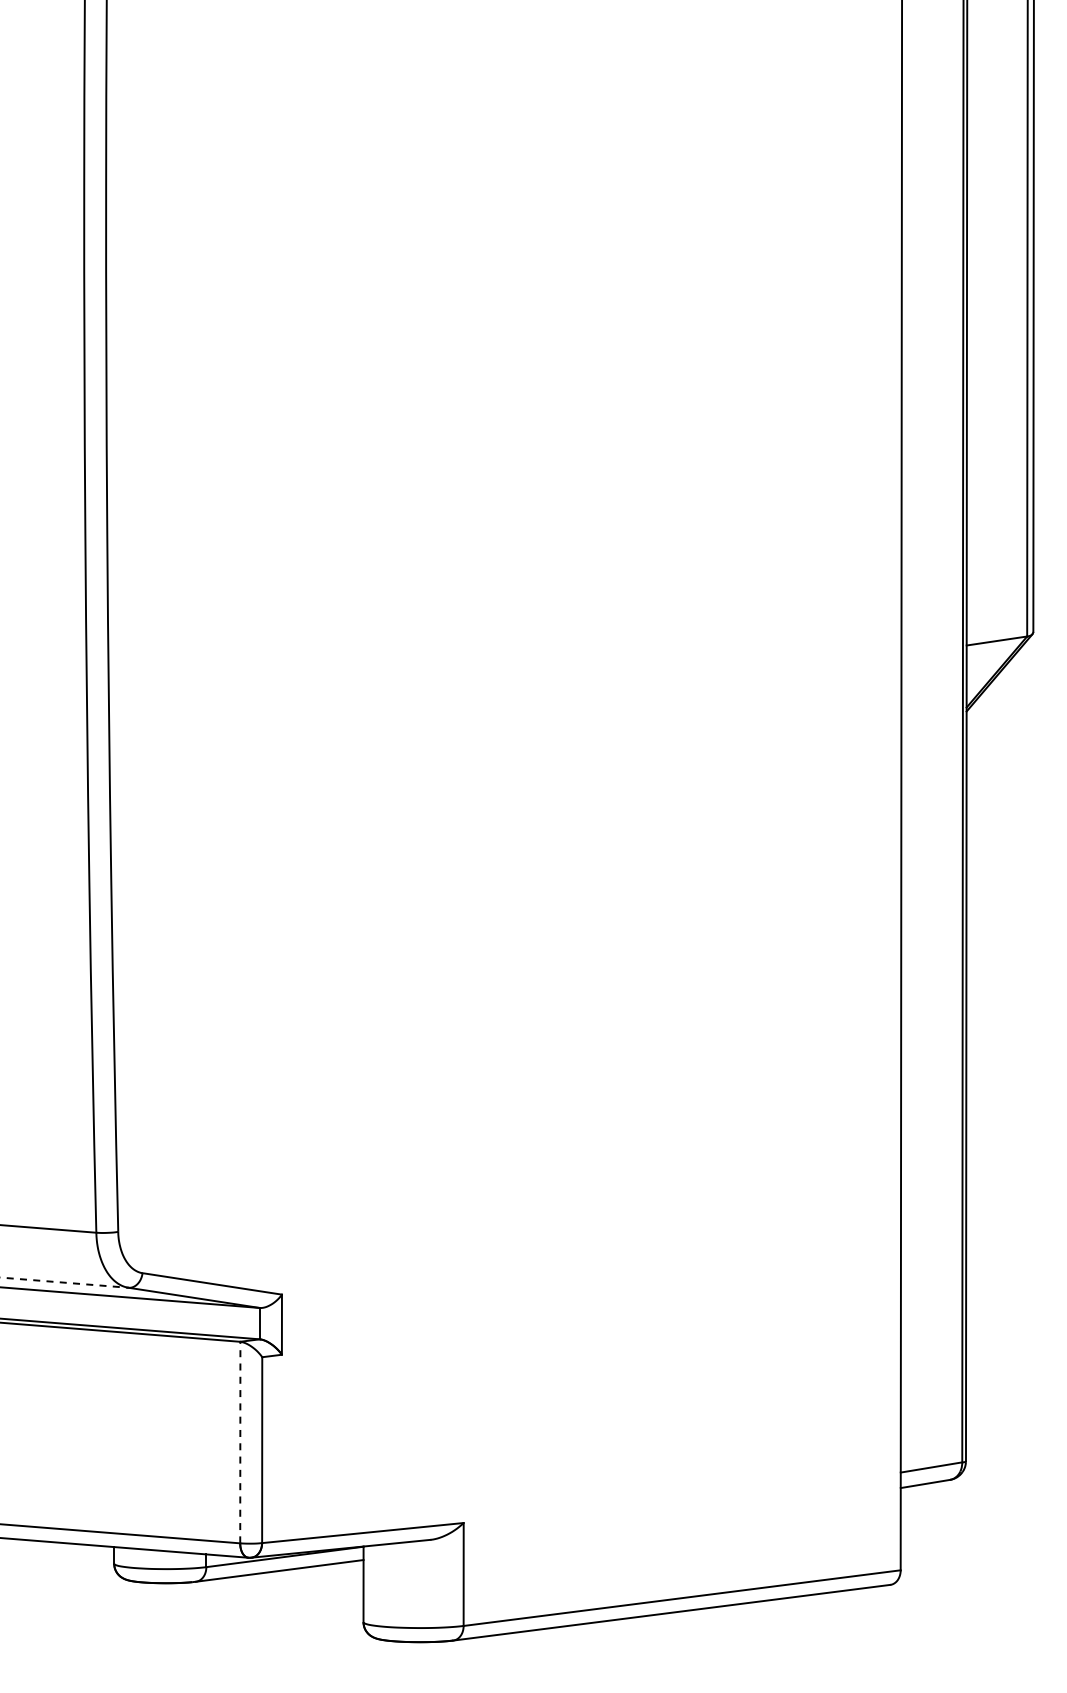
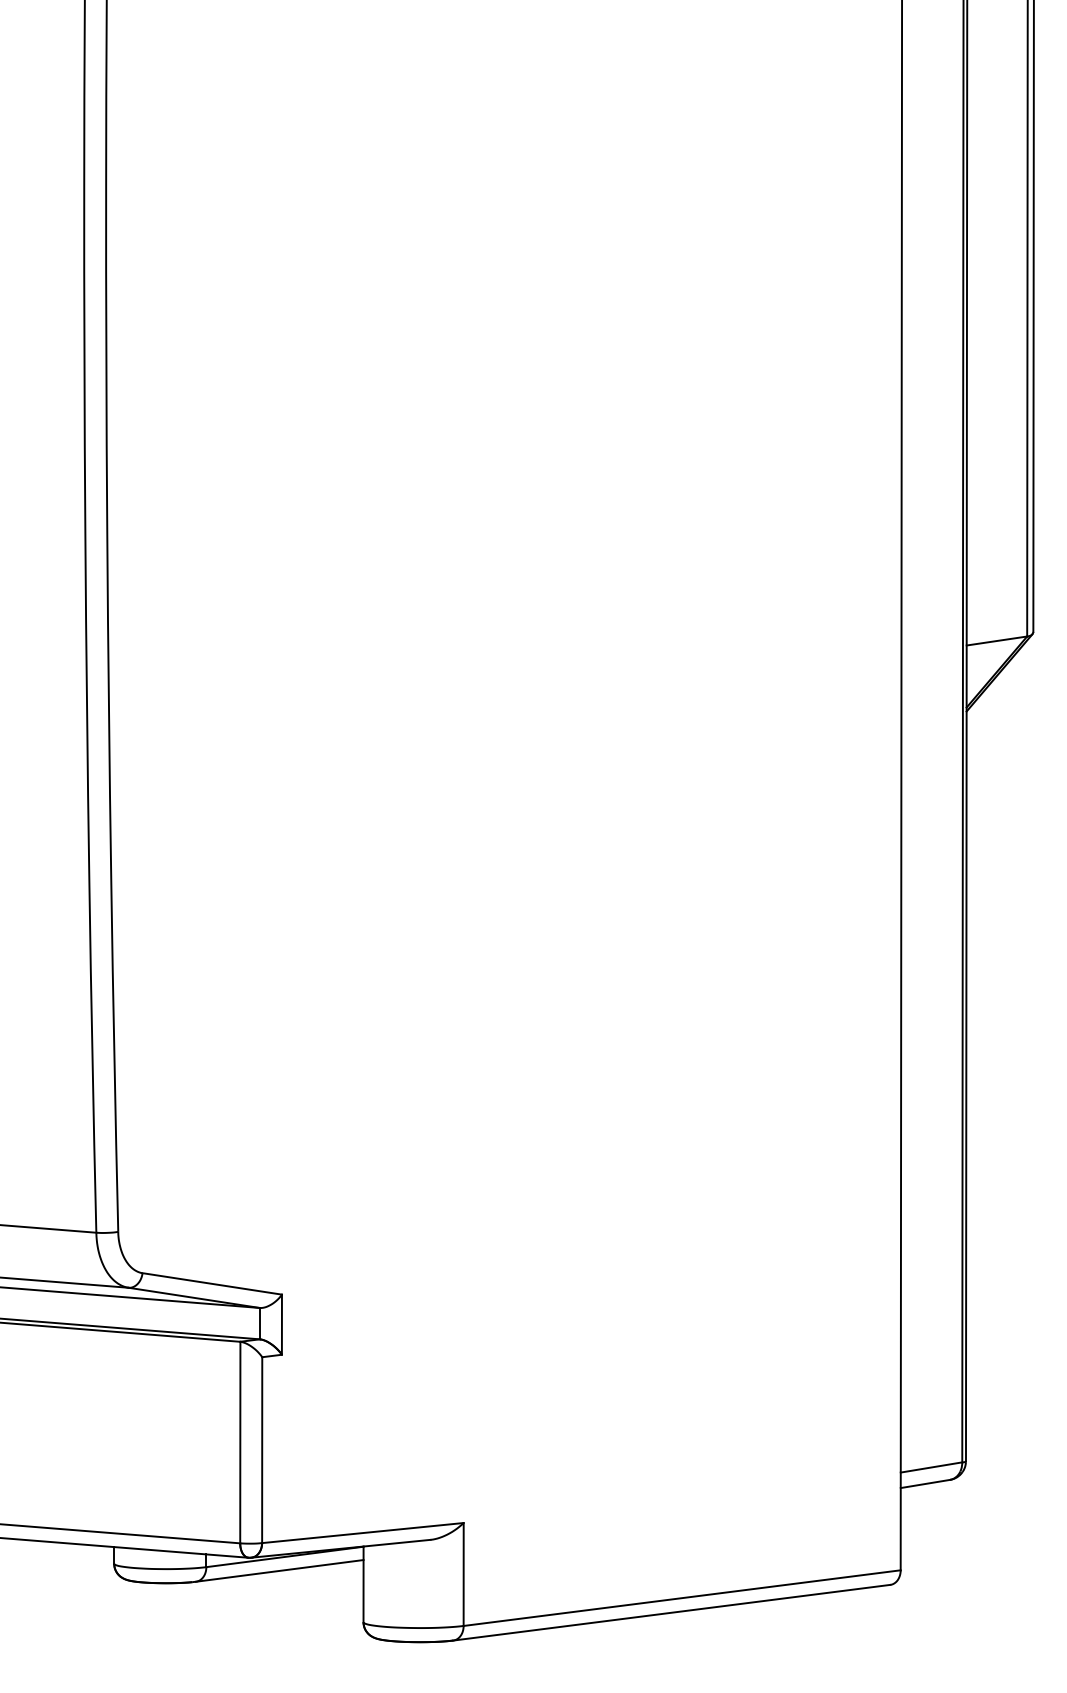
line: dashed -> solid (64, 1282)
line: dashed -> solid (240, 1442)
